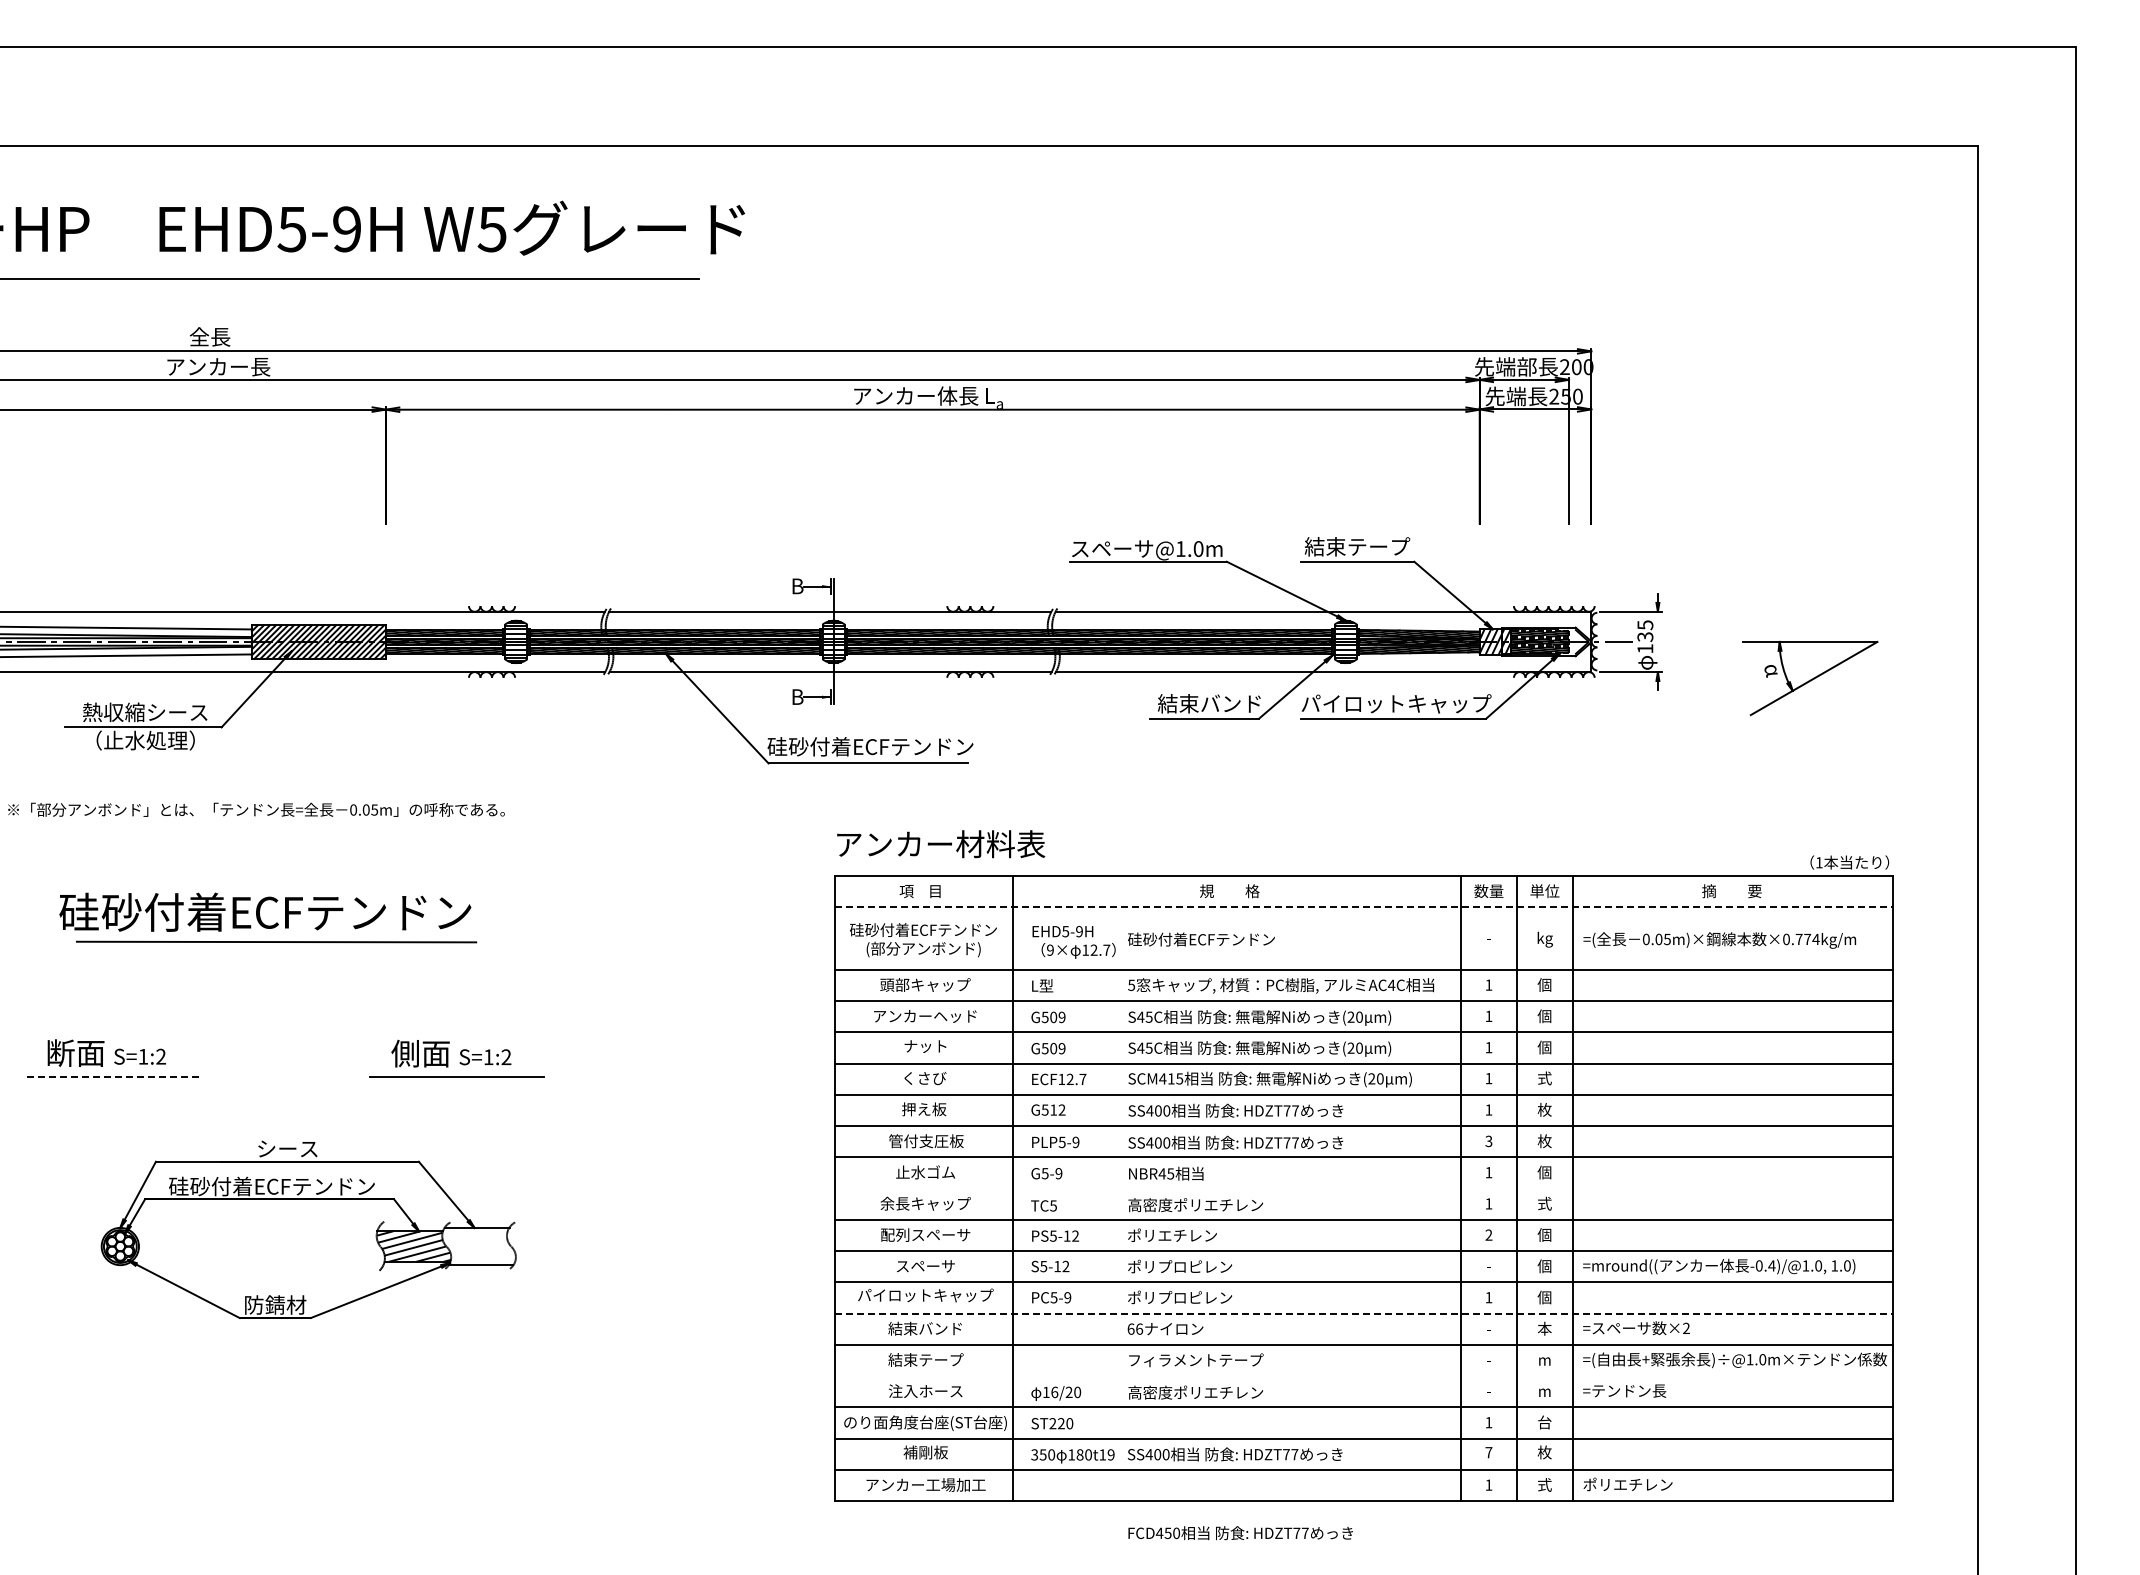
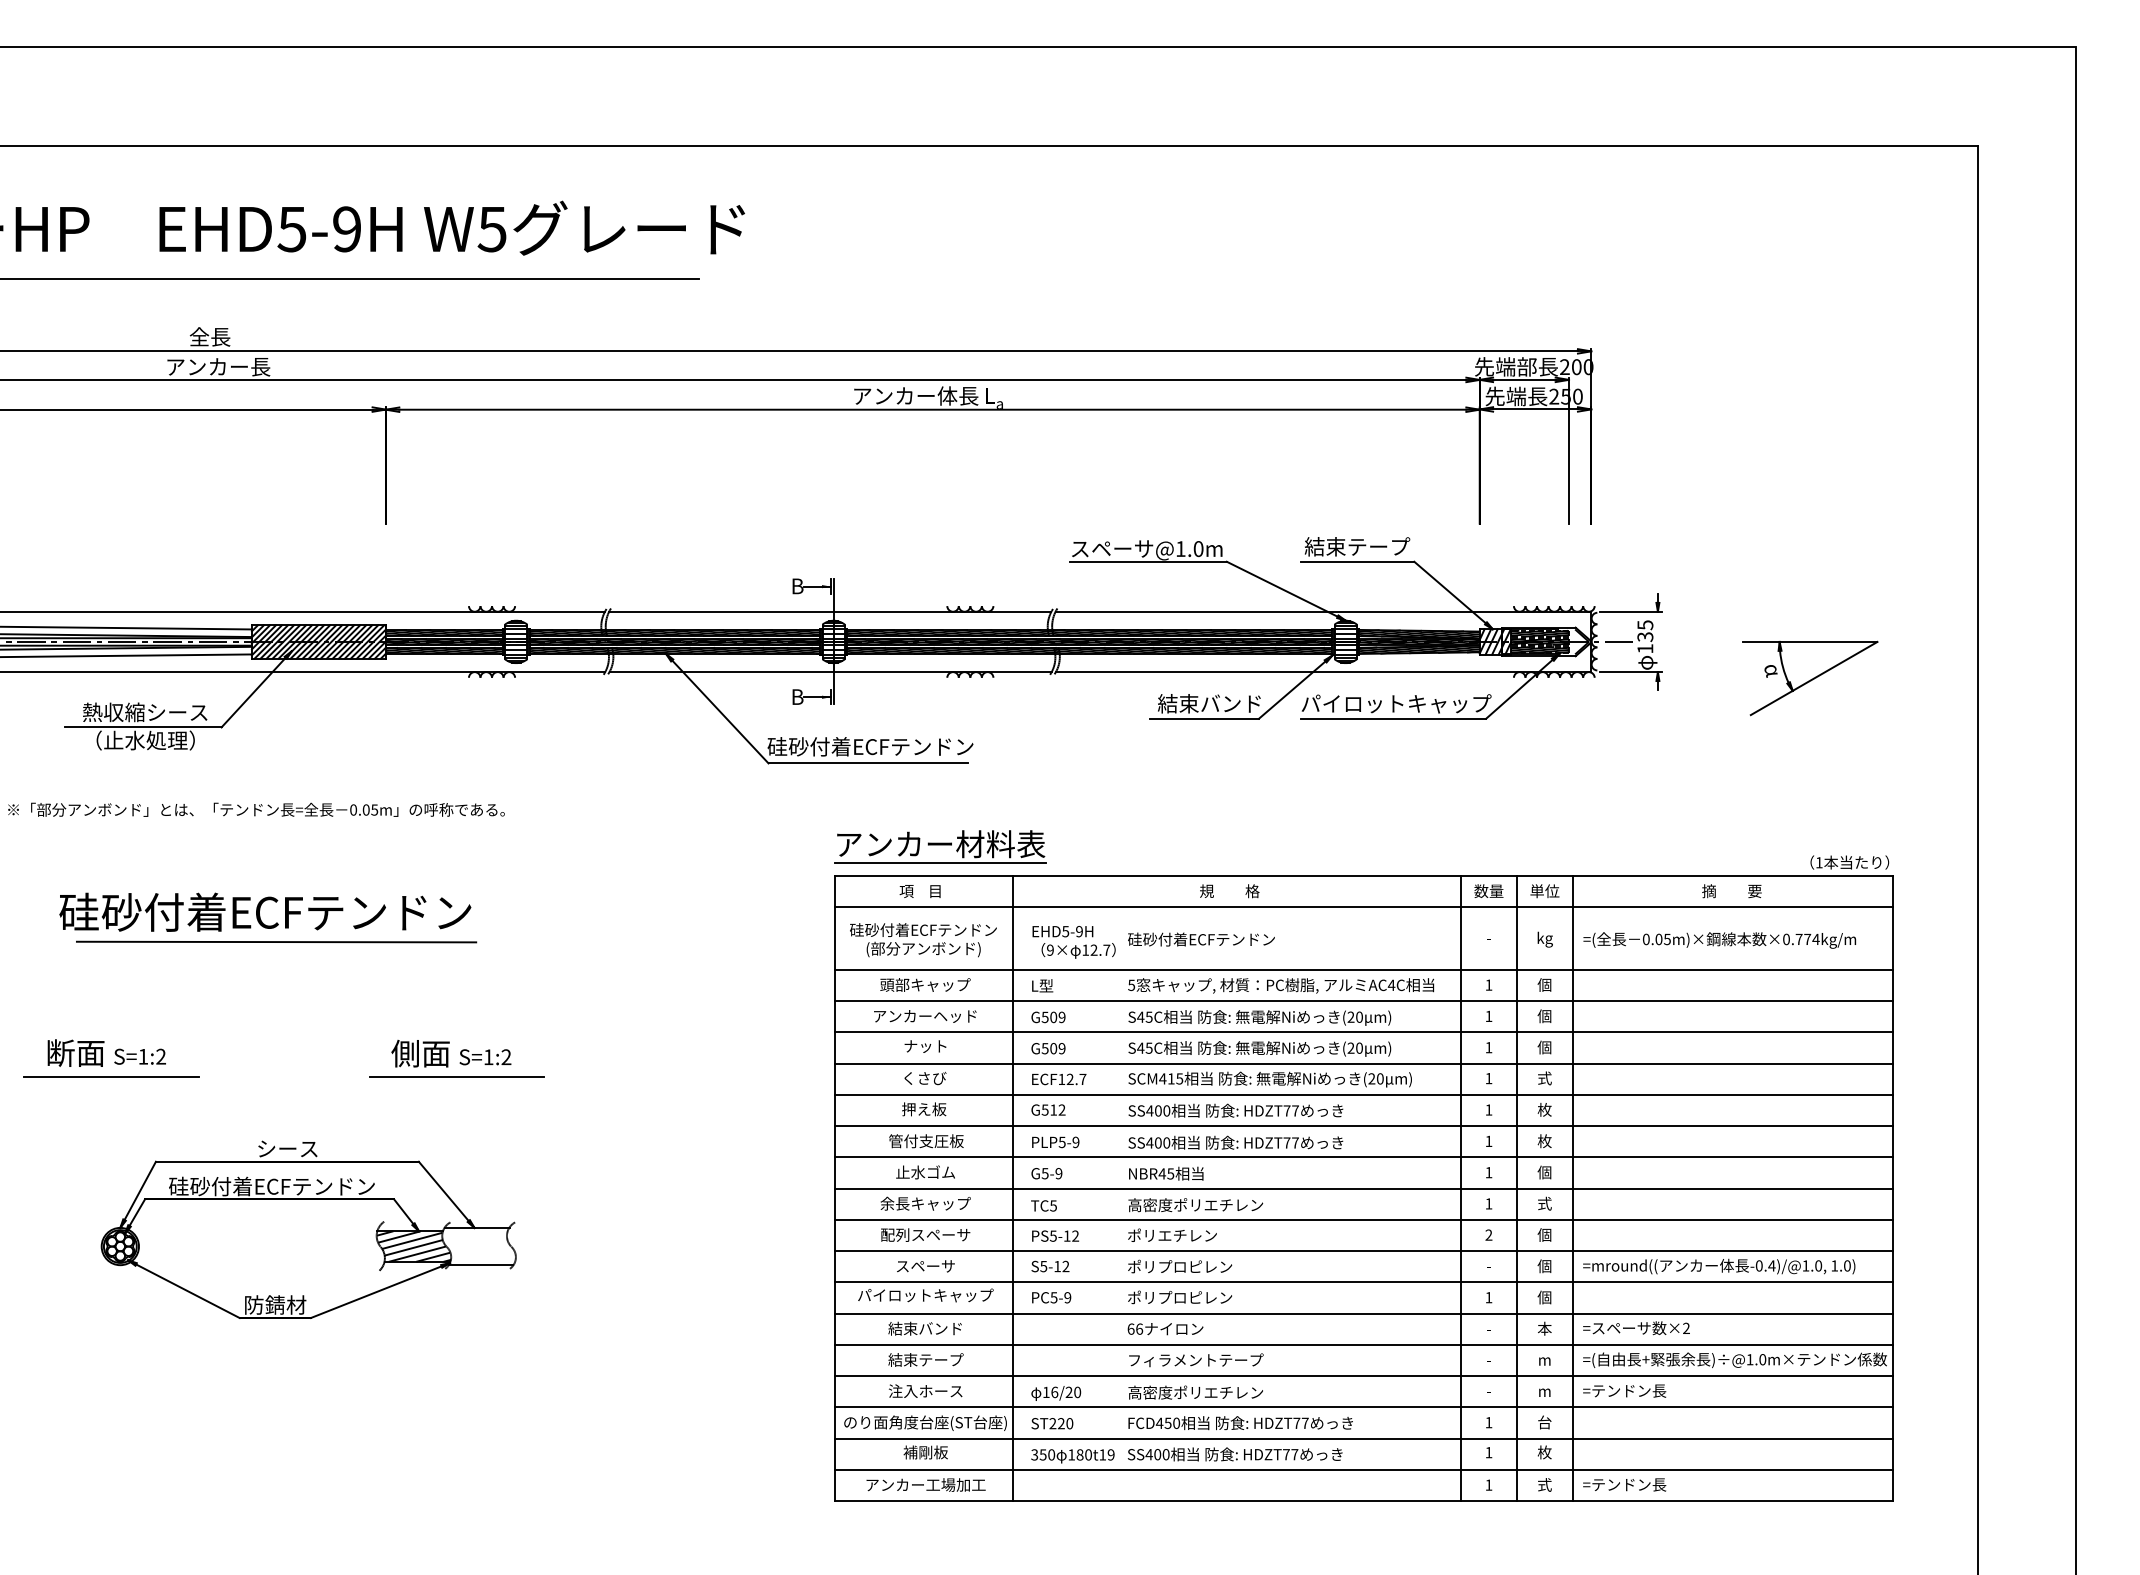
line: none -> present (940, 862)
line: dashed -> solid (1364, 907)
line: dashed -> solid (111, 1076)
text: 3 -> 1 (1488, 1141)
line: none -> present (1363, 1188)
line: dashed -> solid (1364, 1313)
line: none -> present (1363, 1376)
text: 7 -> 1 (1488, 1452)
text: ポリエチレン -> =テンドン長 (1627, 1484)
text position: (1240, 1533) -> (1240, 1423) (1240, 1423)
